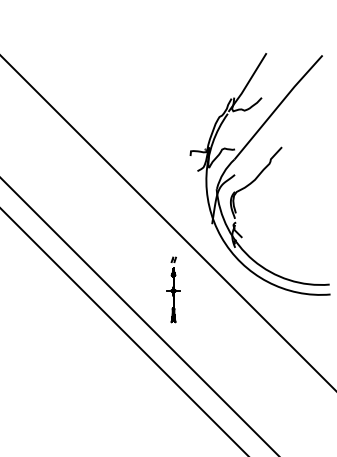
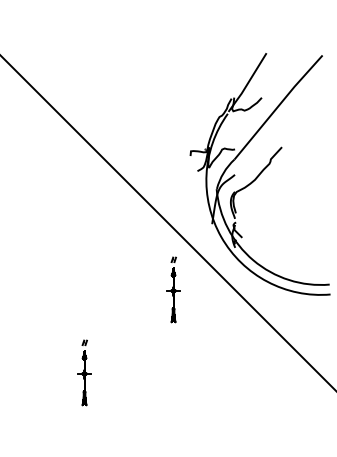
line: present -> none (139, 316)
line: present -> none (123, 331)
part: none -> present (84, 372)
